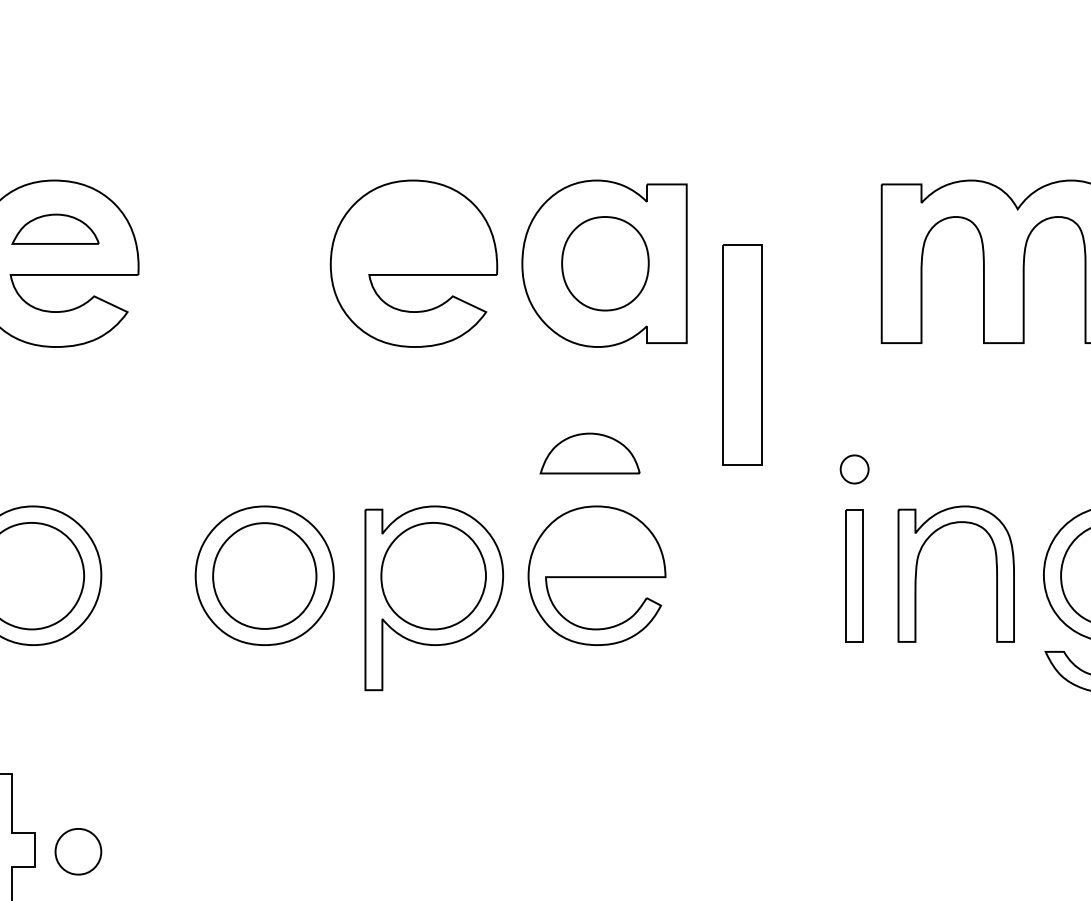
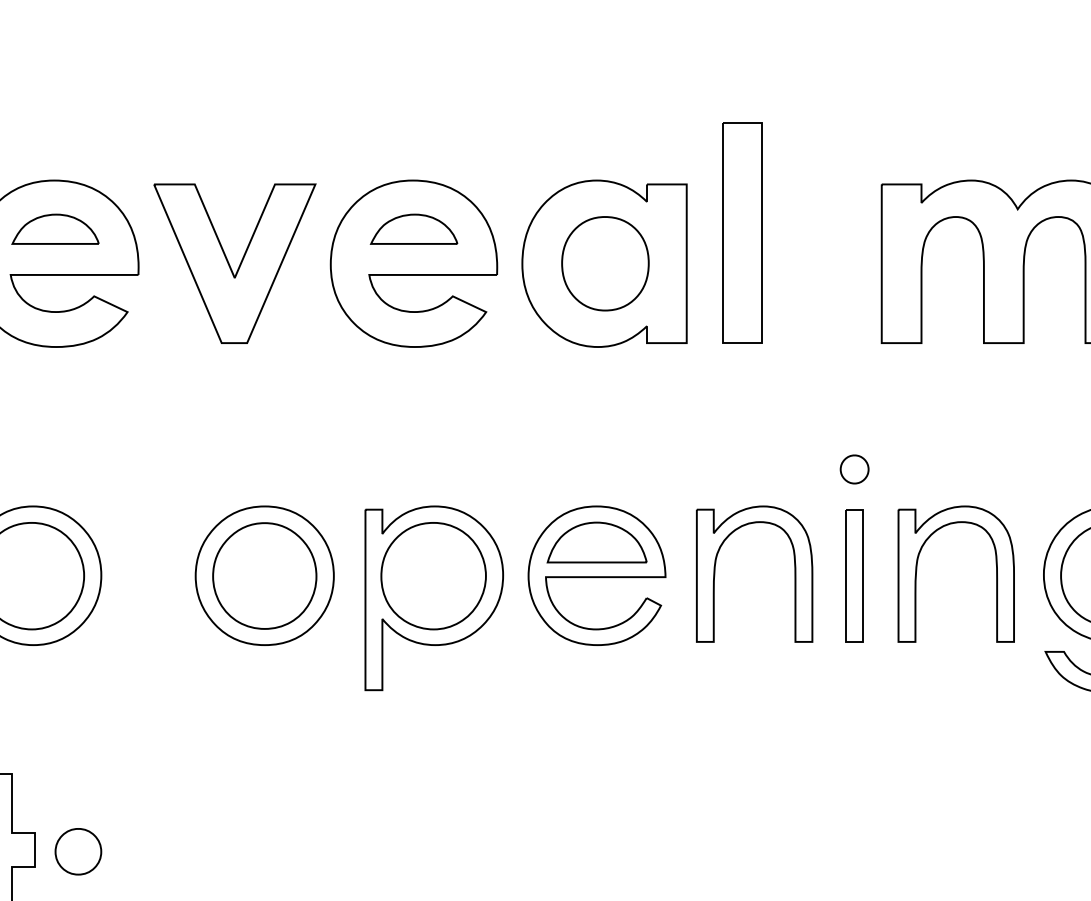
part: none -> present (413, 228)
part: none -> present (234, 263)
part position: (742, 354) -> (742, 232) (742, 232)
part position: (589, 453) -> (596, 542) (596, 542)
part: none -> present (715, 573)
